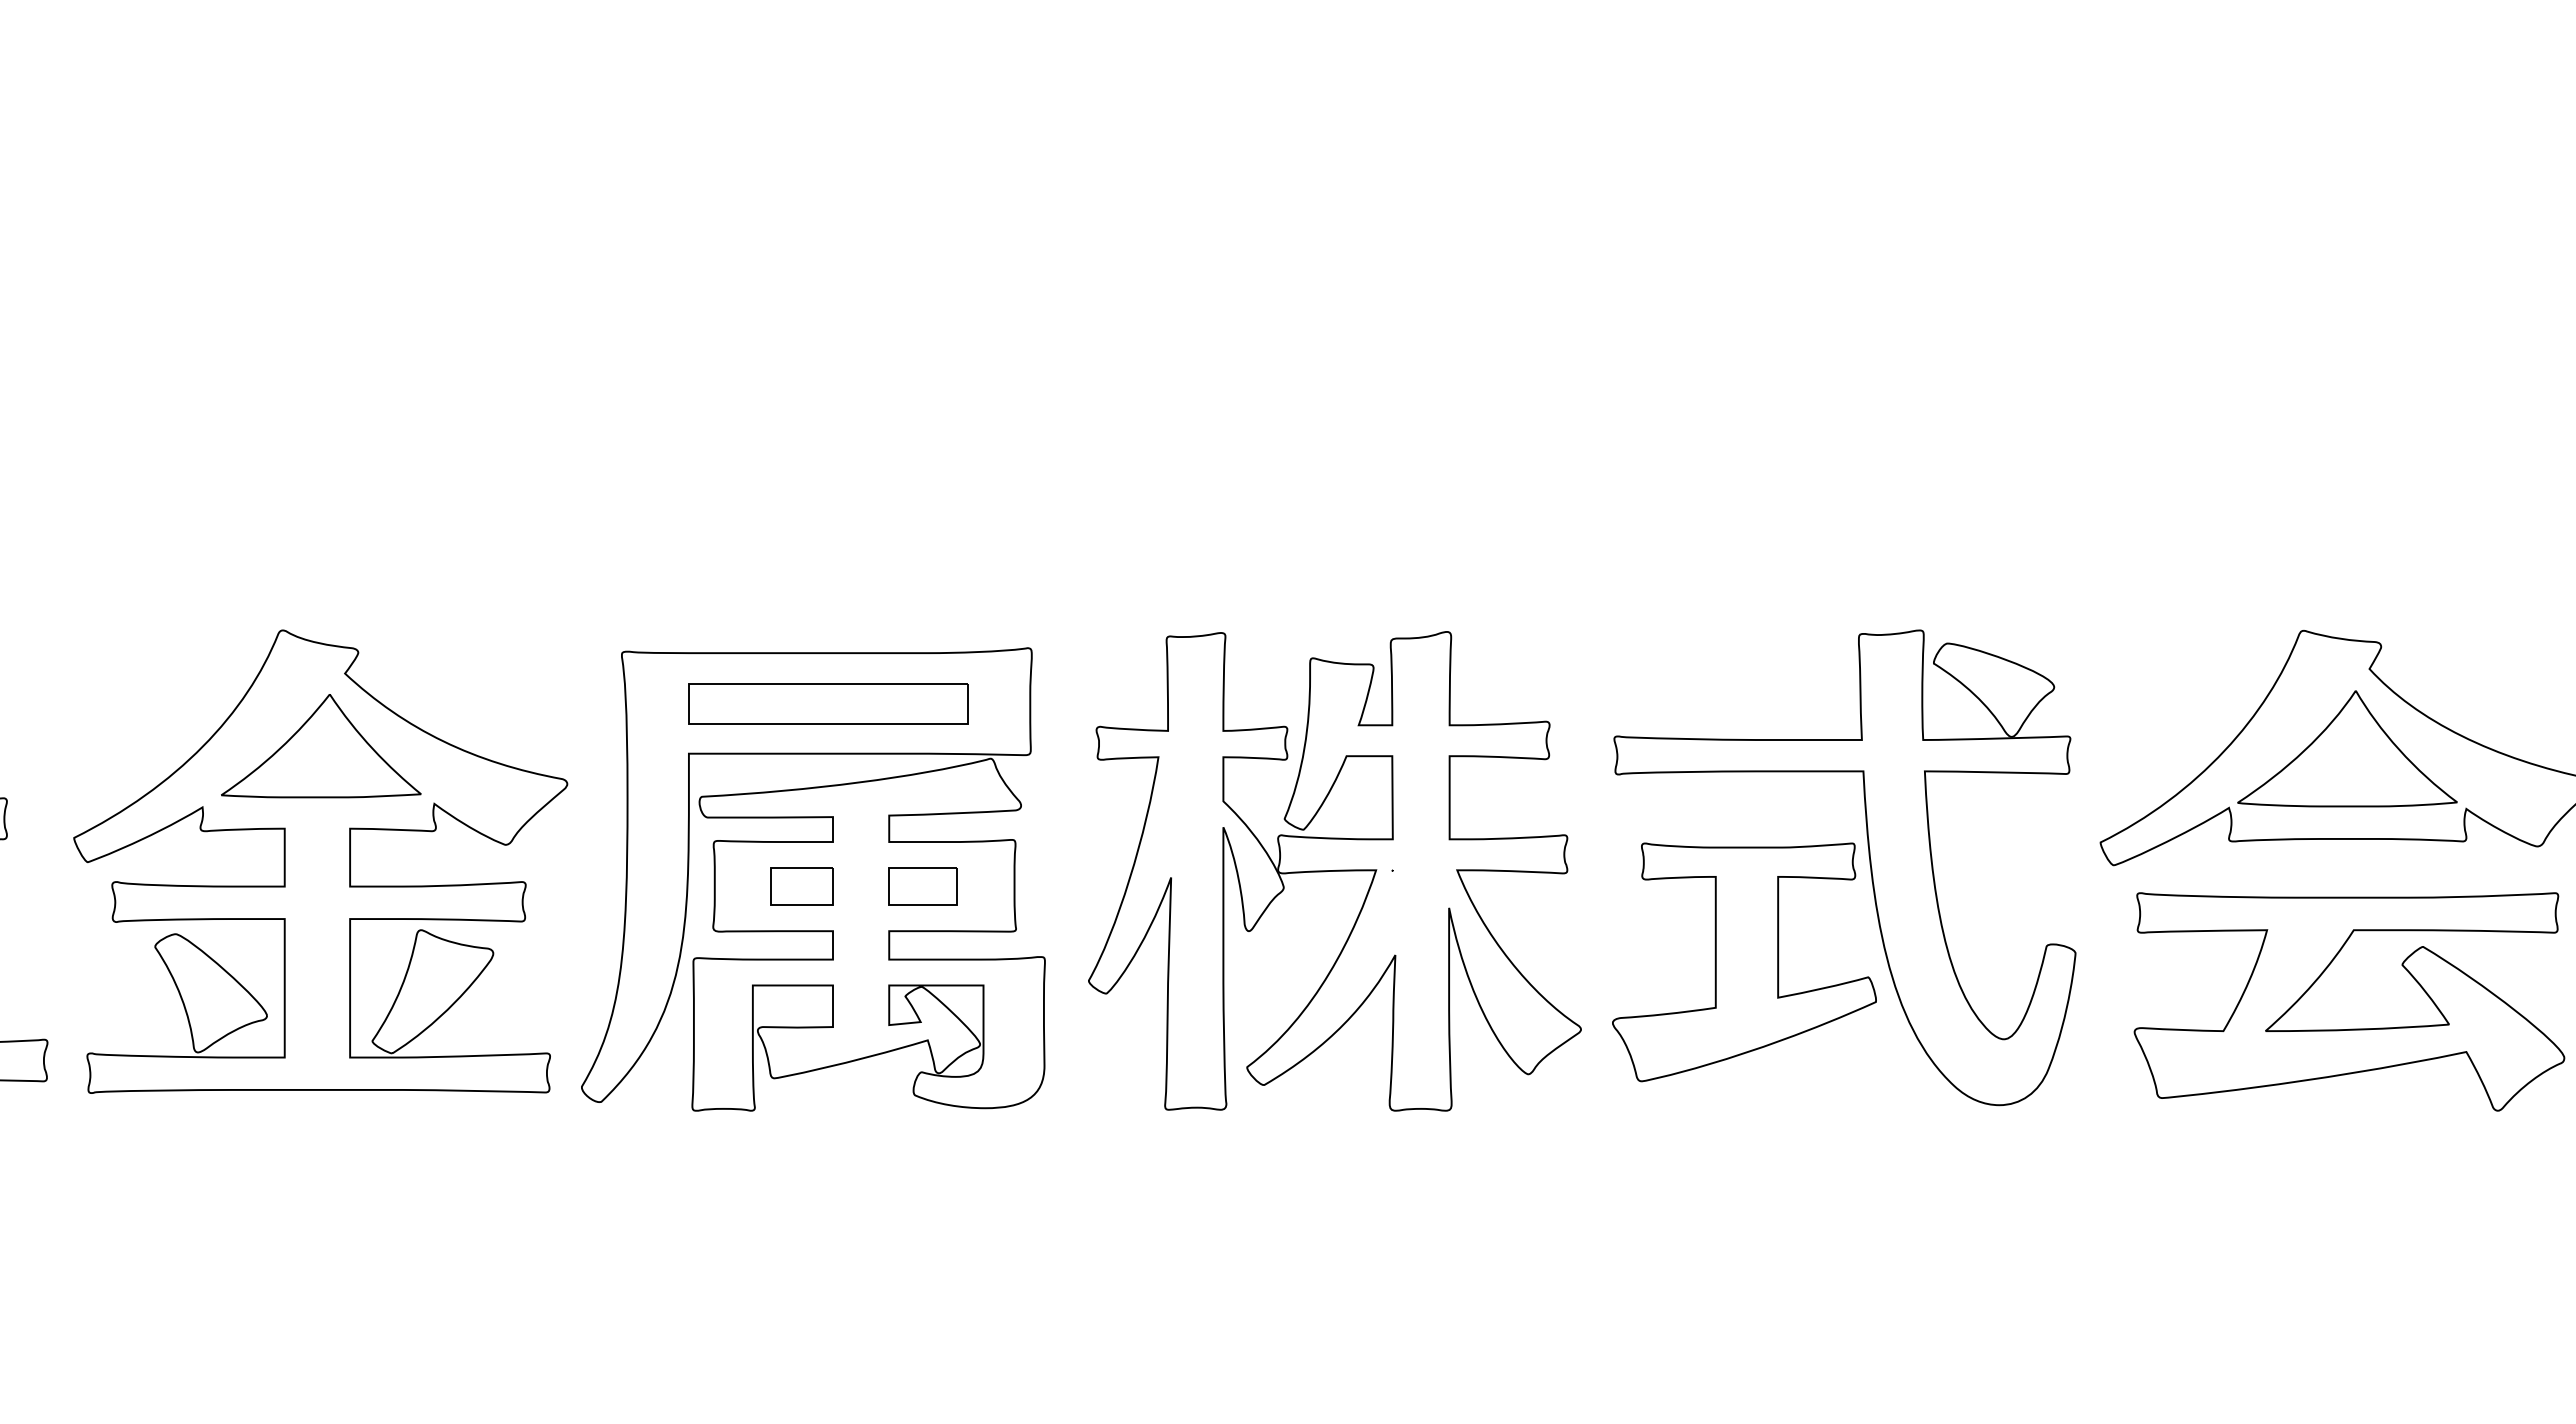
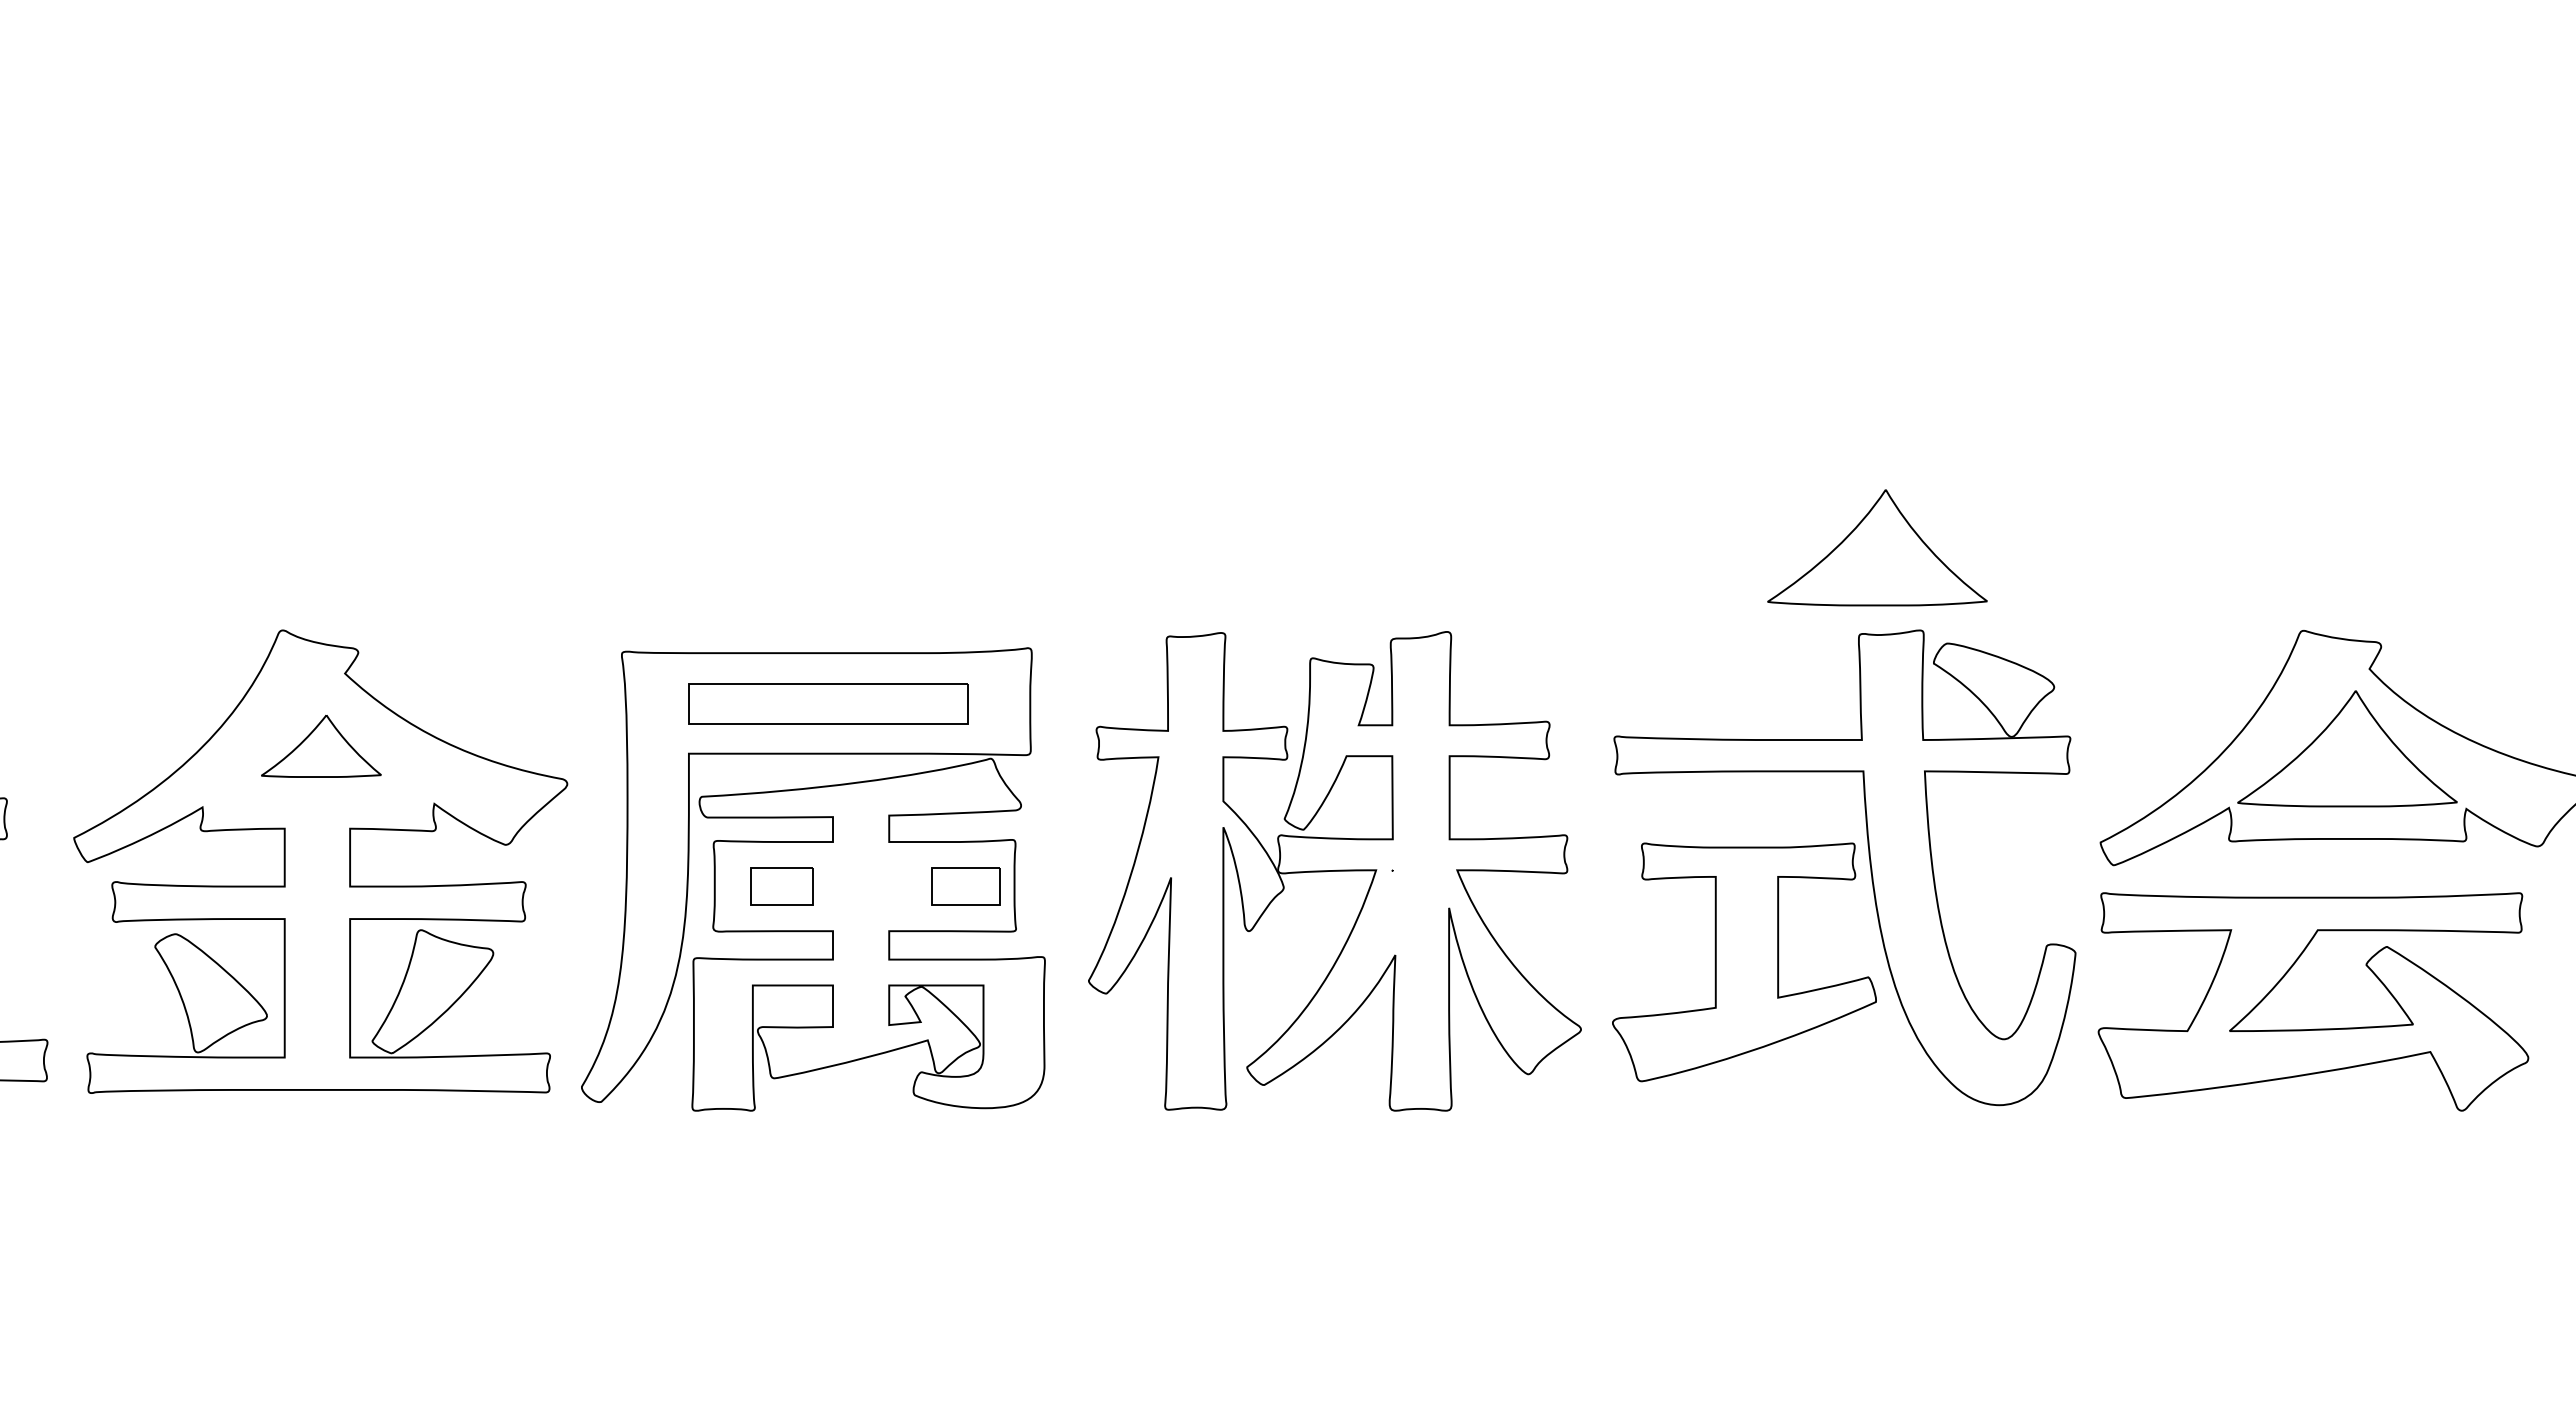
part: none -> present (1877, 547)
part size: 201x105 px -> 121x64 px (321, 745)
part position: (801, 886) -> (781, 886) (781, 886)
part position: (922, 886) -> (965, 886) (965, 886)
part position: (2350, 1028) -> (2314, 1028) (2314, 1028)
